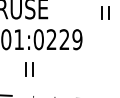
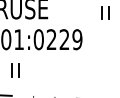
part position: (29, 69) -> (15, 70) (15, 70)
